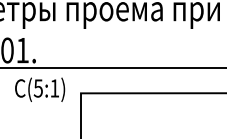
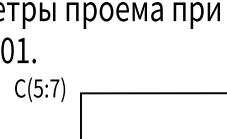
line: present -> none (112, 68)
text: (5:1) -> (5:7) (54, 88)
